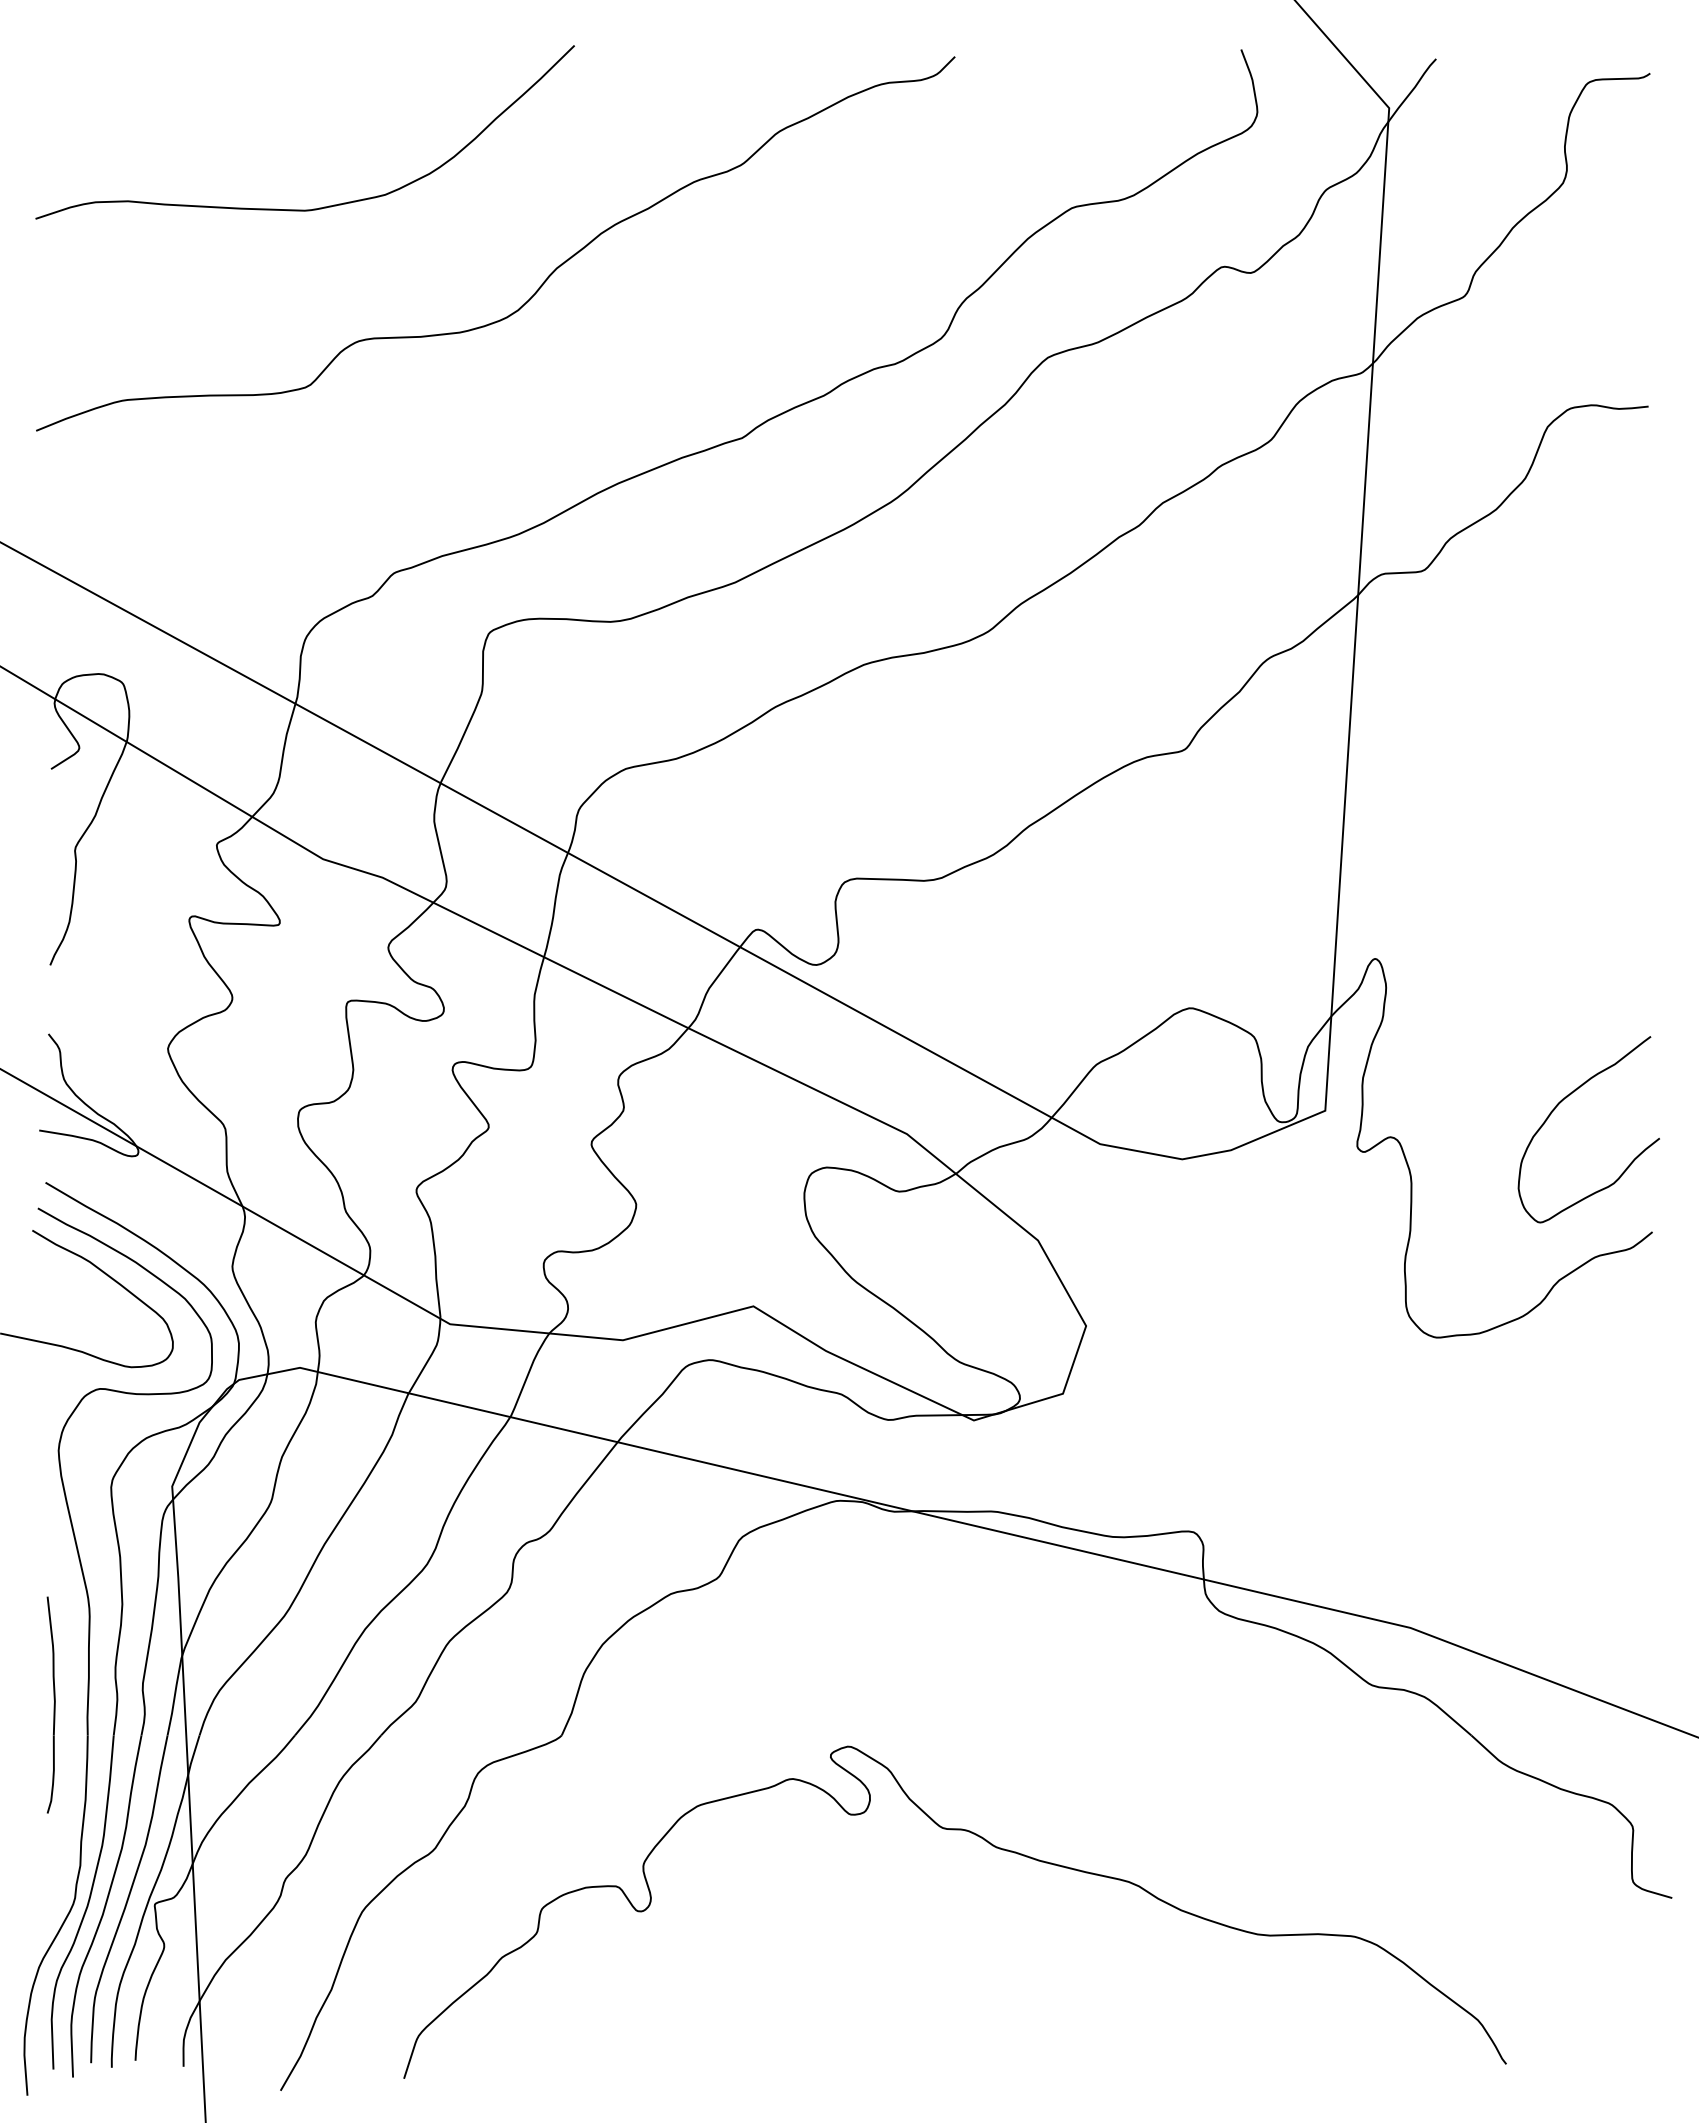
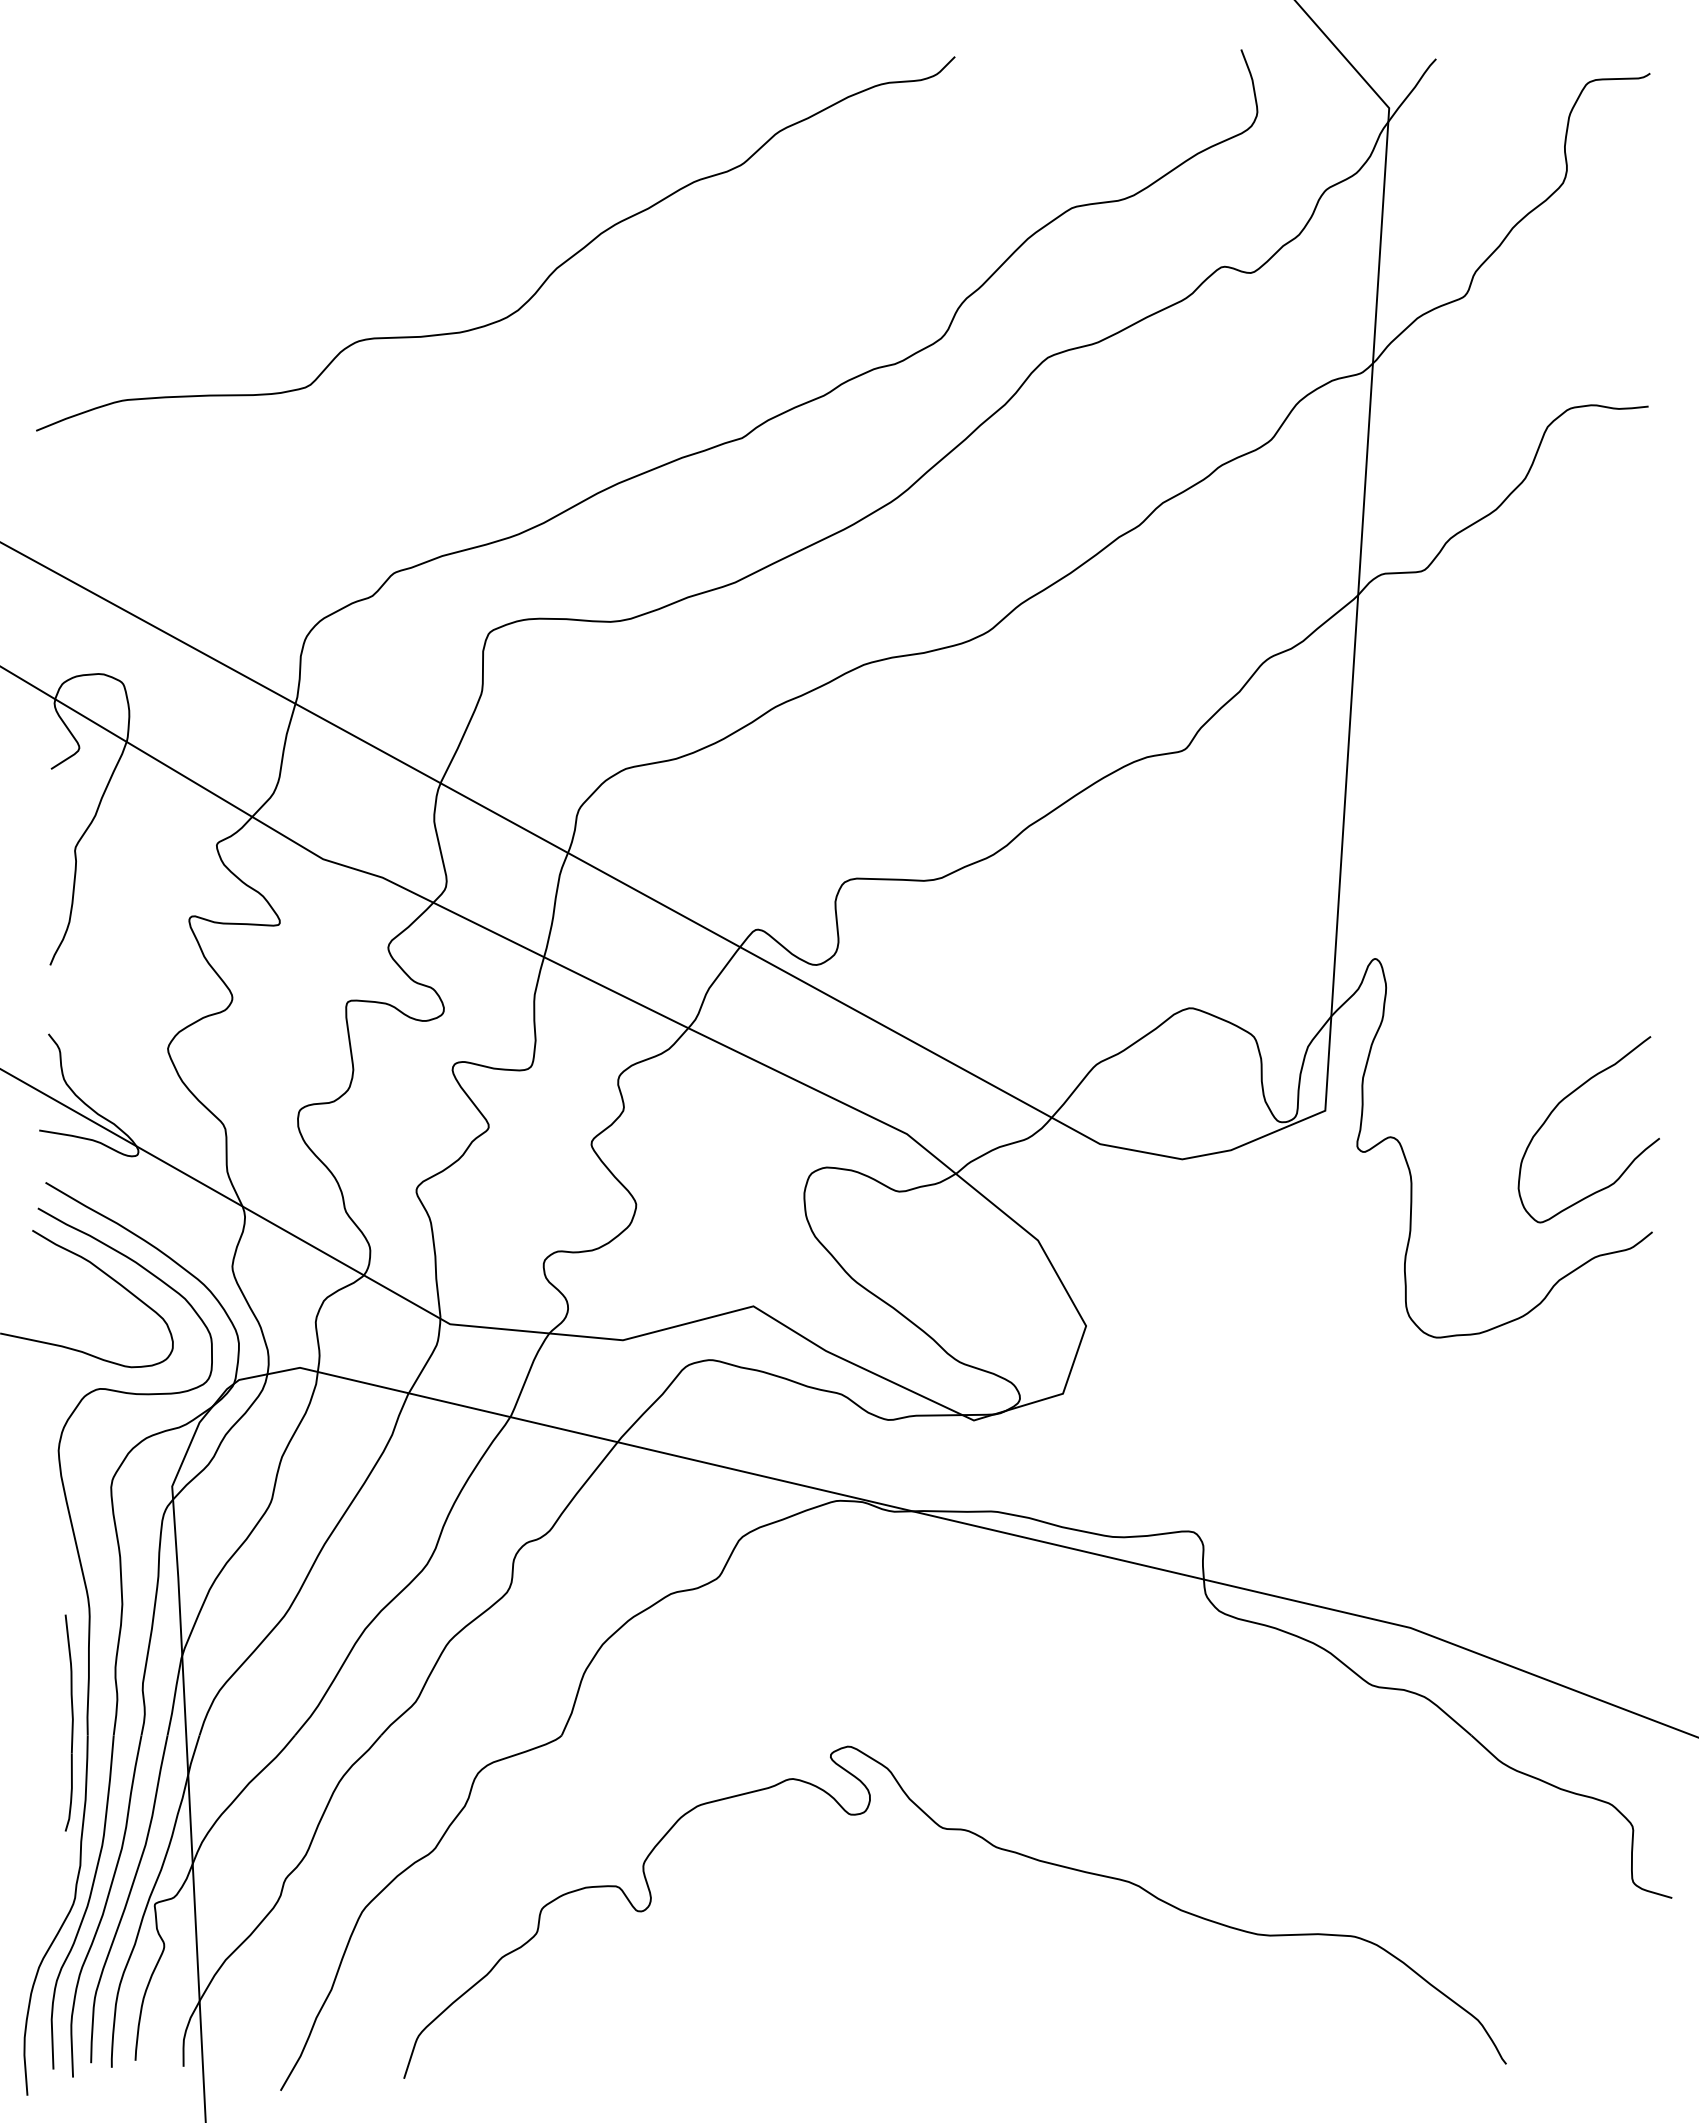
curve: present -> none (319, 207)
part position: (50, 1704) -> (68, 1722) (68, 1722)
